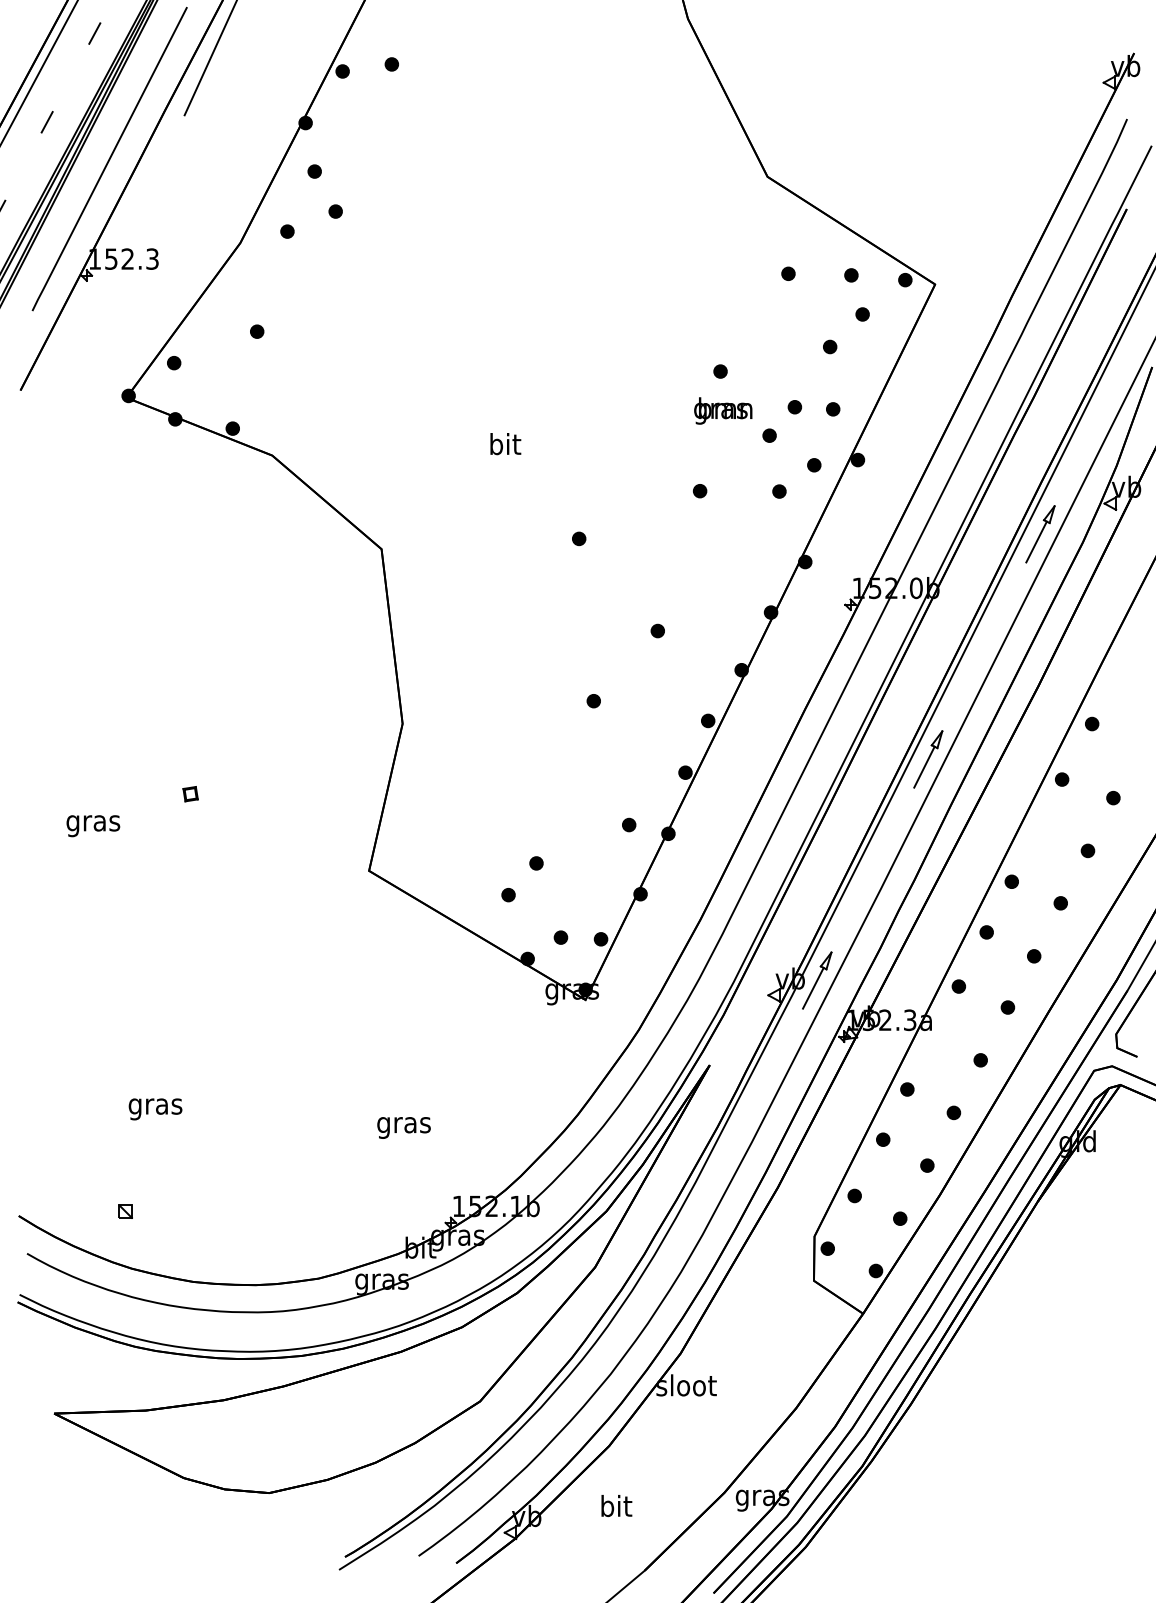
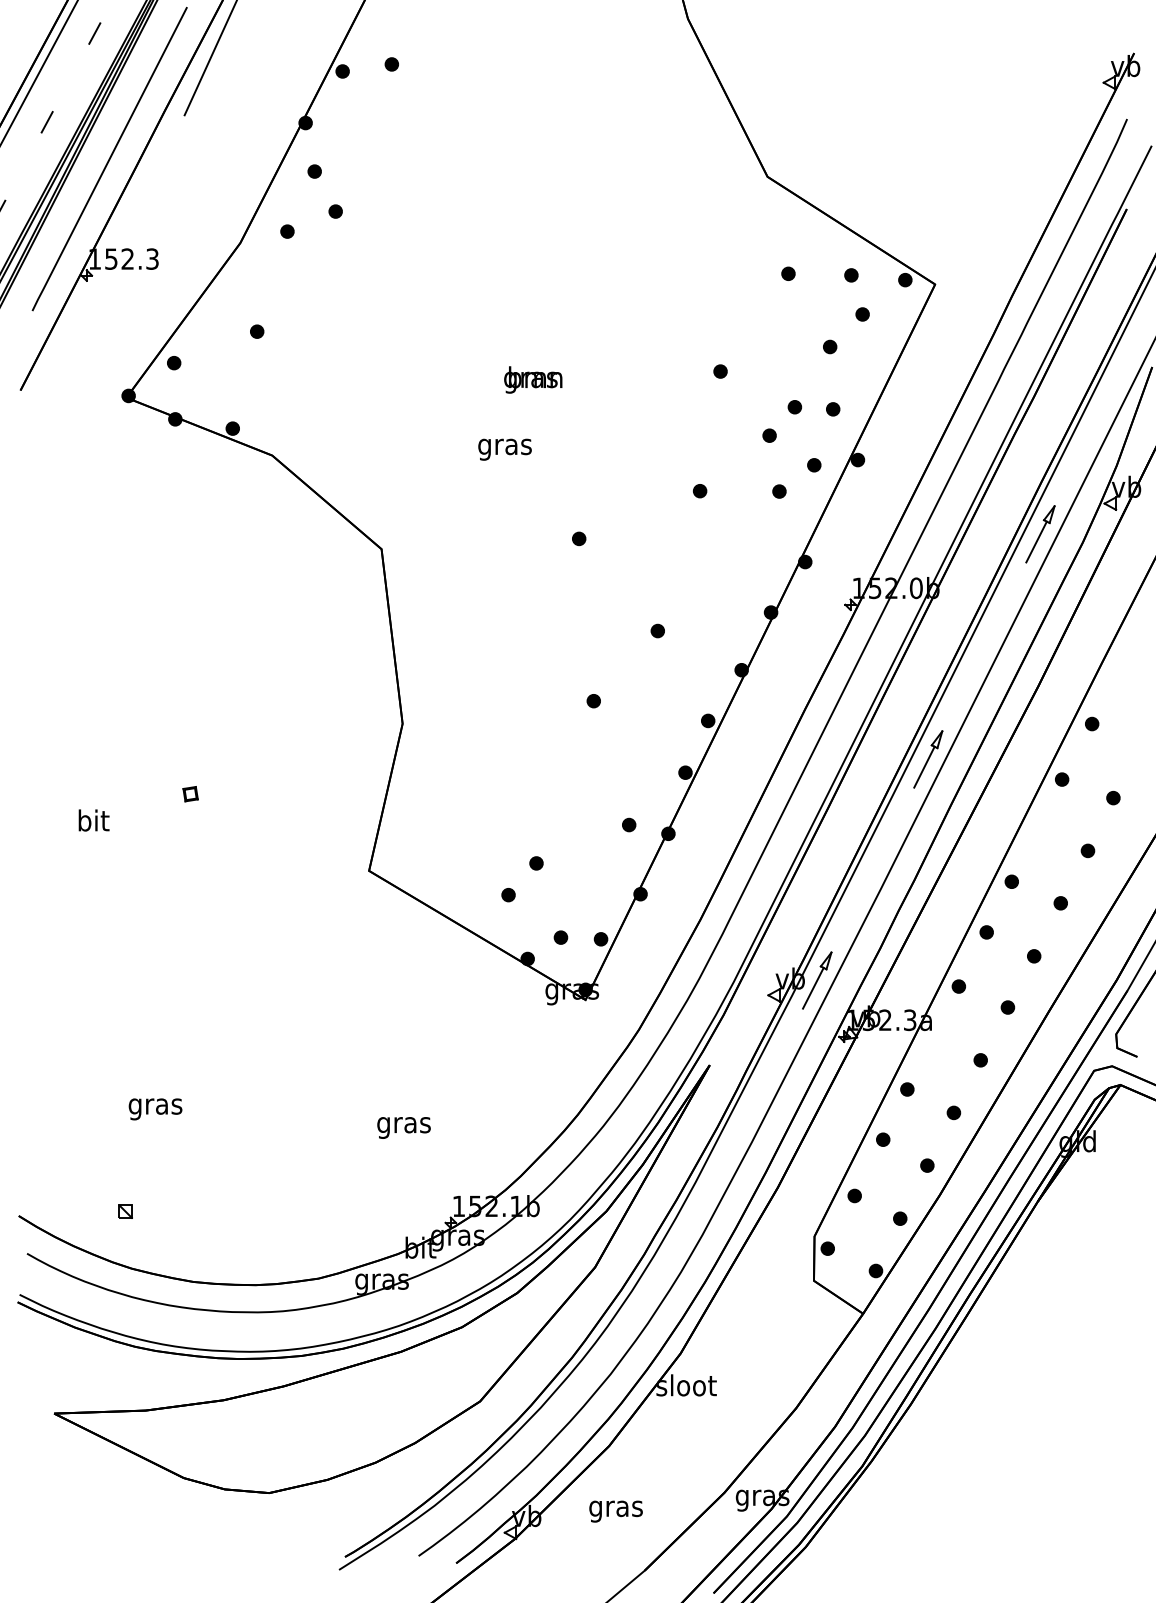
text position: (723, 410) -> (533, 379) (533, 379)
text: bit -> gras (504, 446)
text: gras -> bit (93, 823)
text: bit -> gras (615, 1508)
